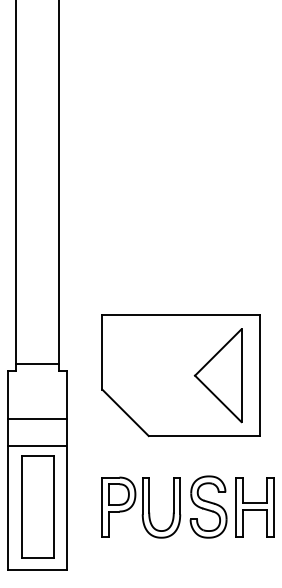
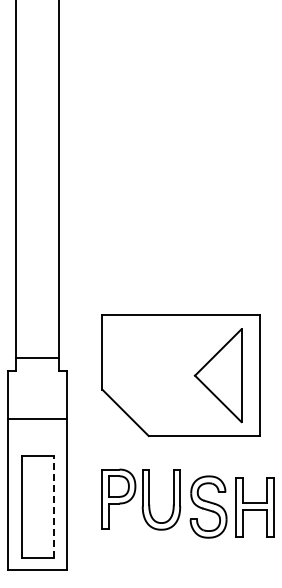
line position: (37, 363) -> (37, 357) (37, 357)
line: present -> none (37, 445)
line: solid -> dashed (54, 507)
part position: (141, 507) -> (141, 499) (141, 499)
